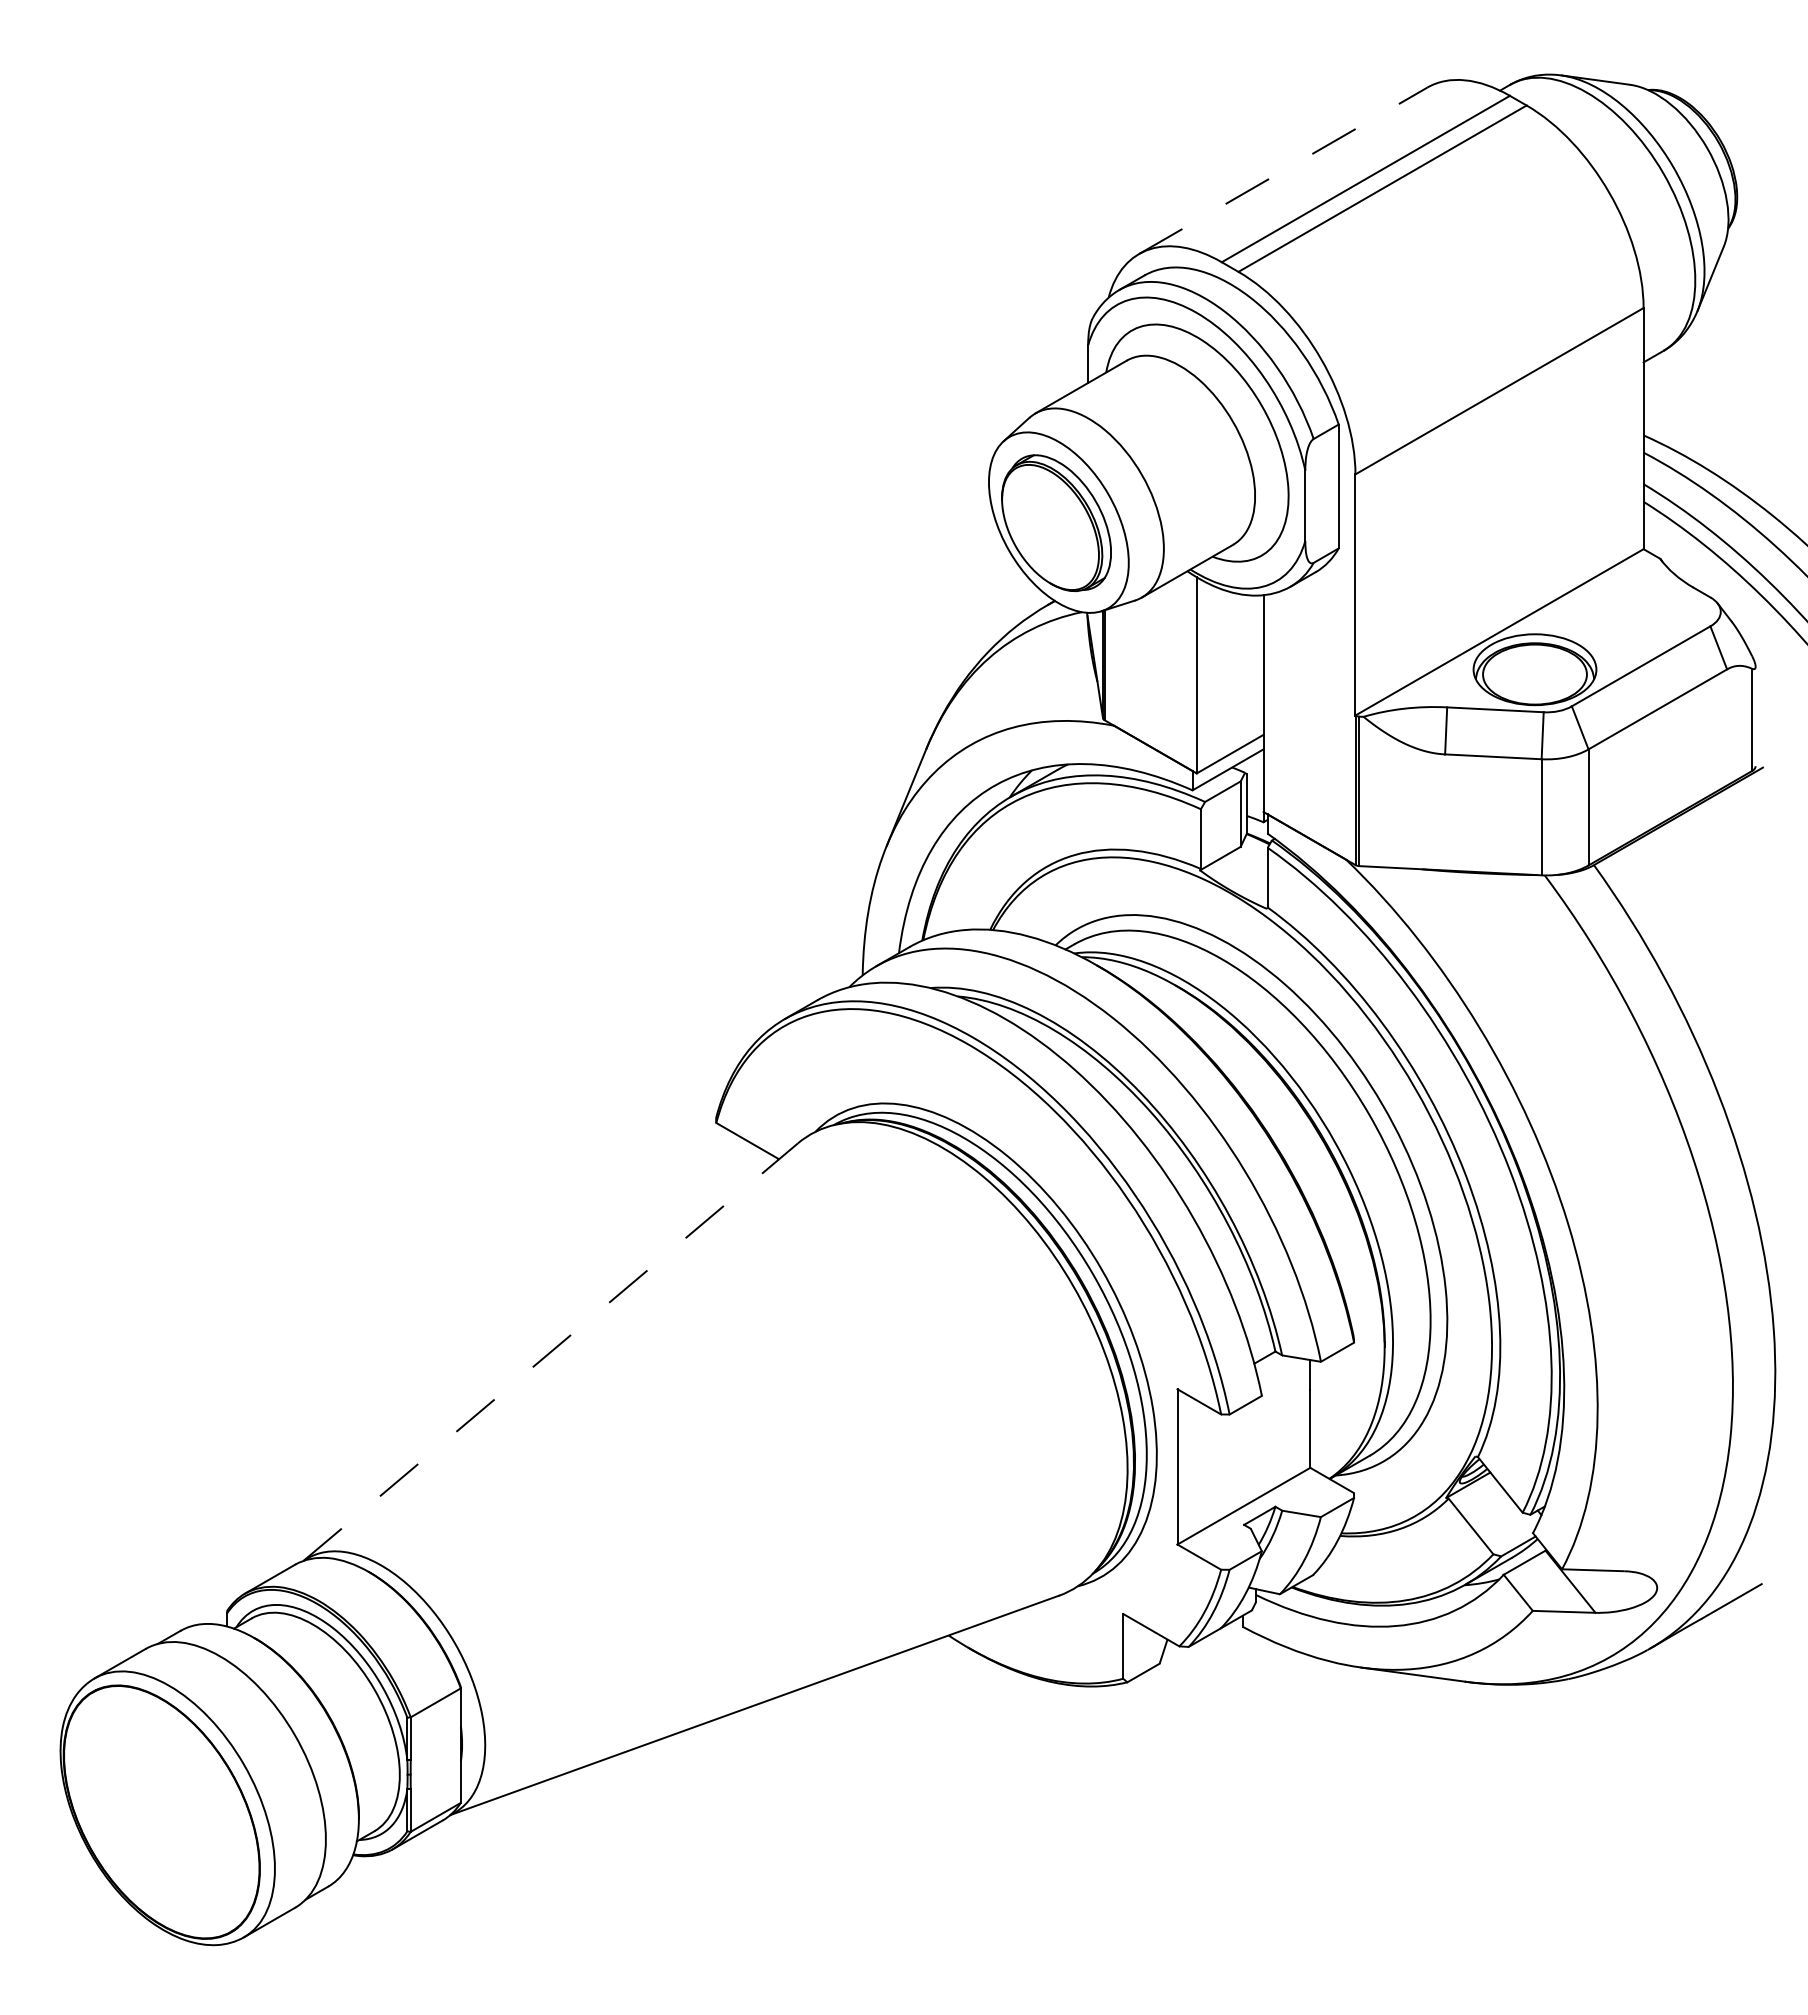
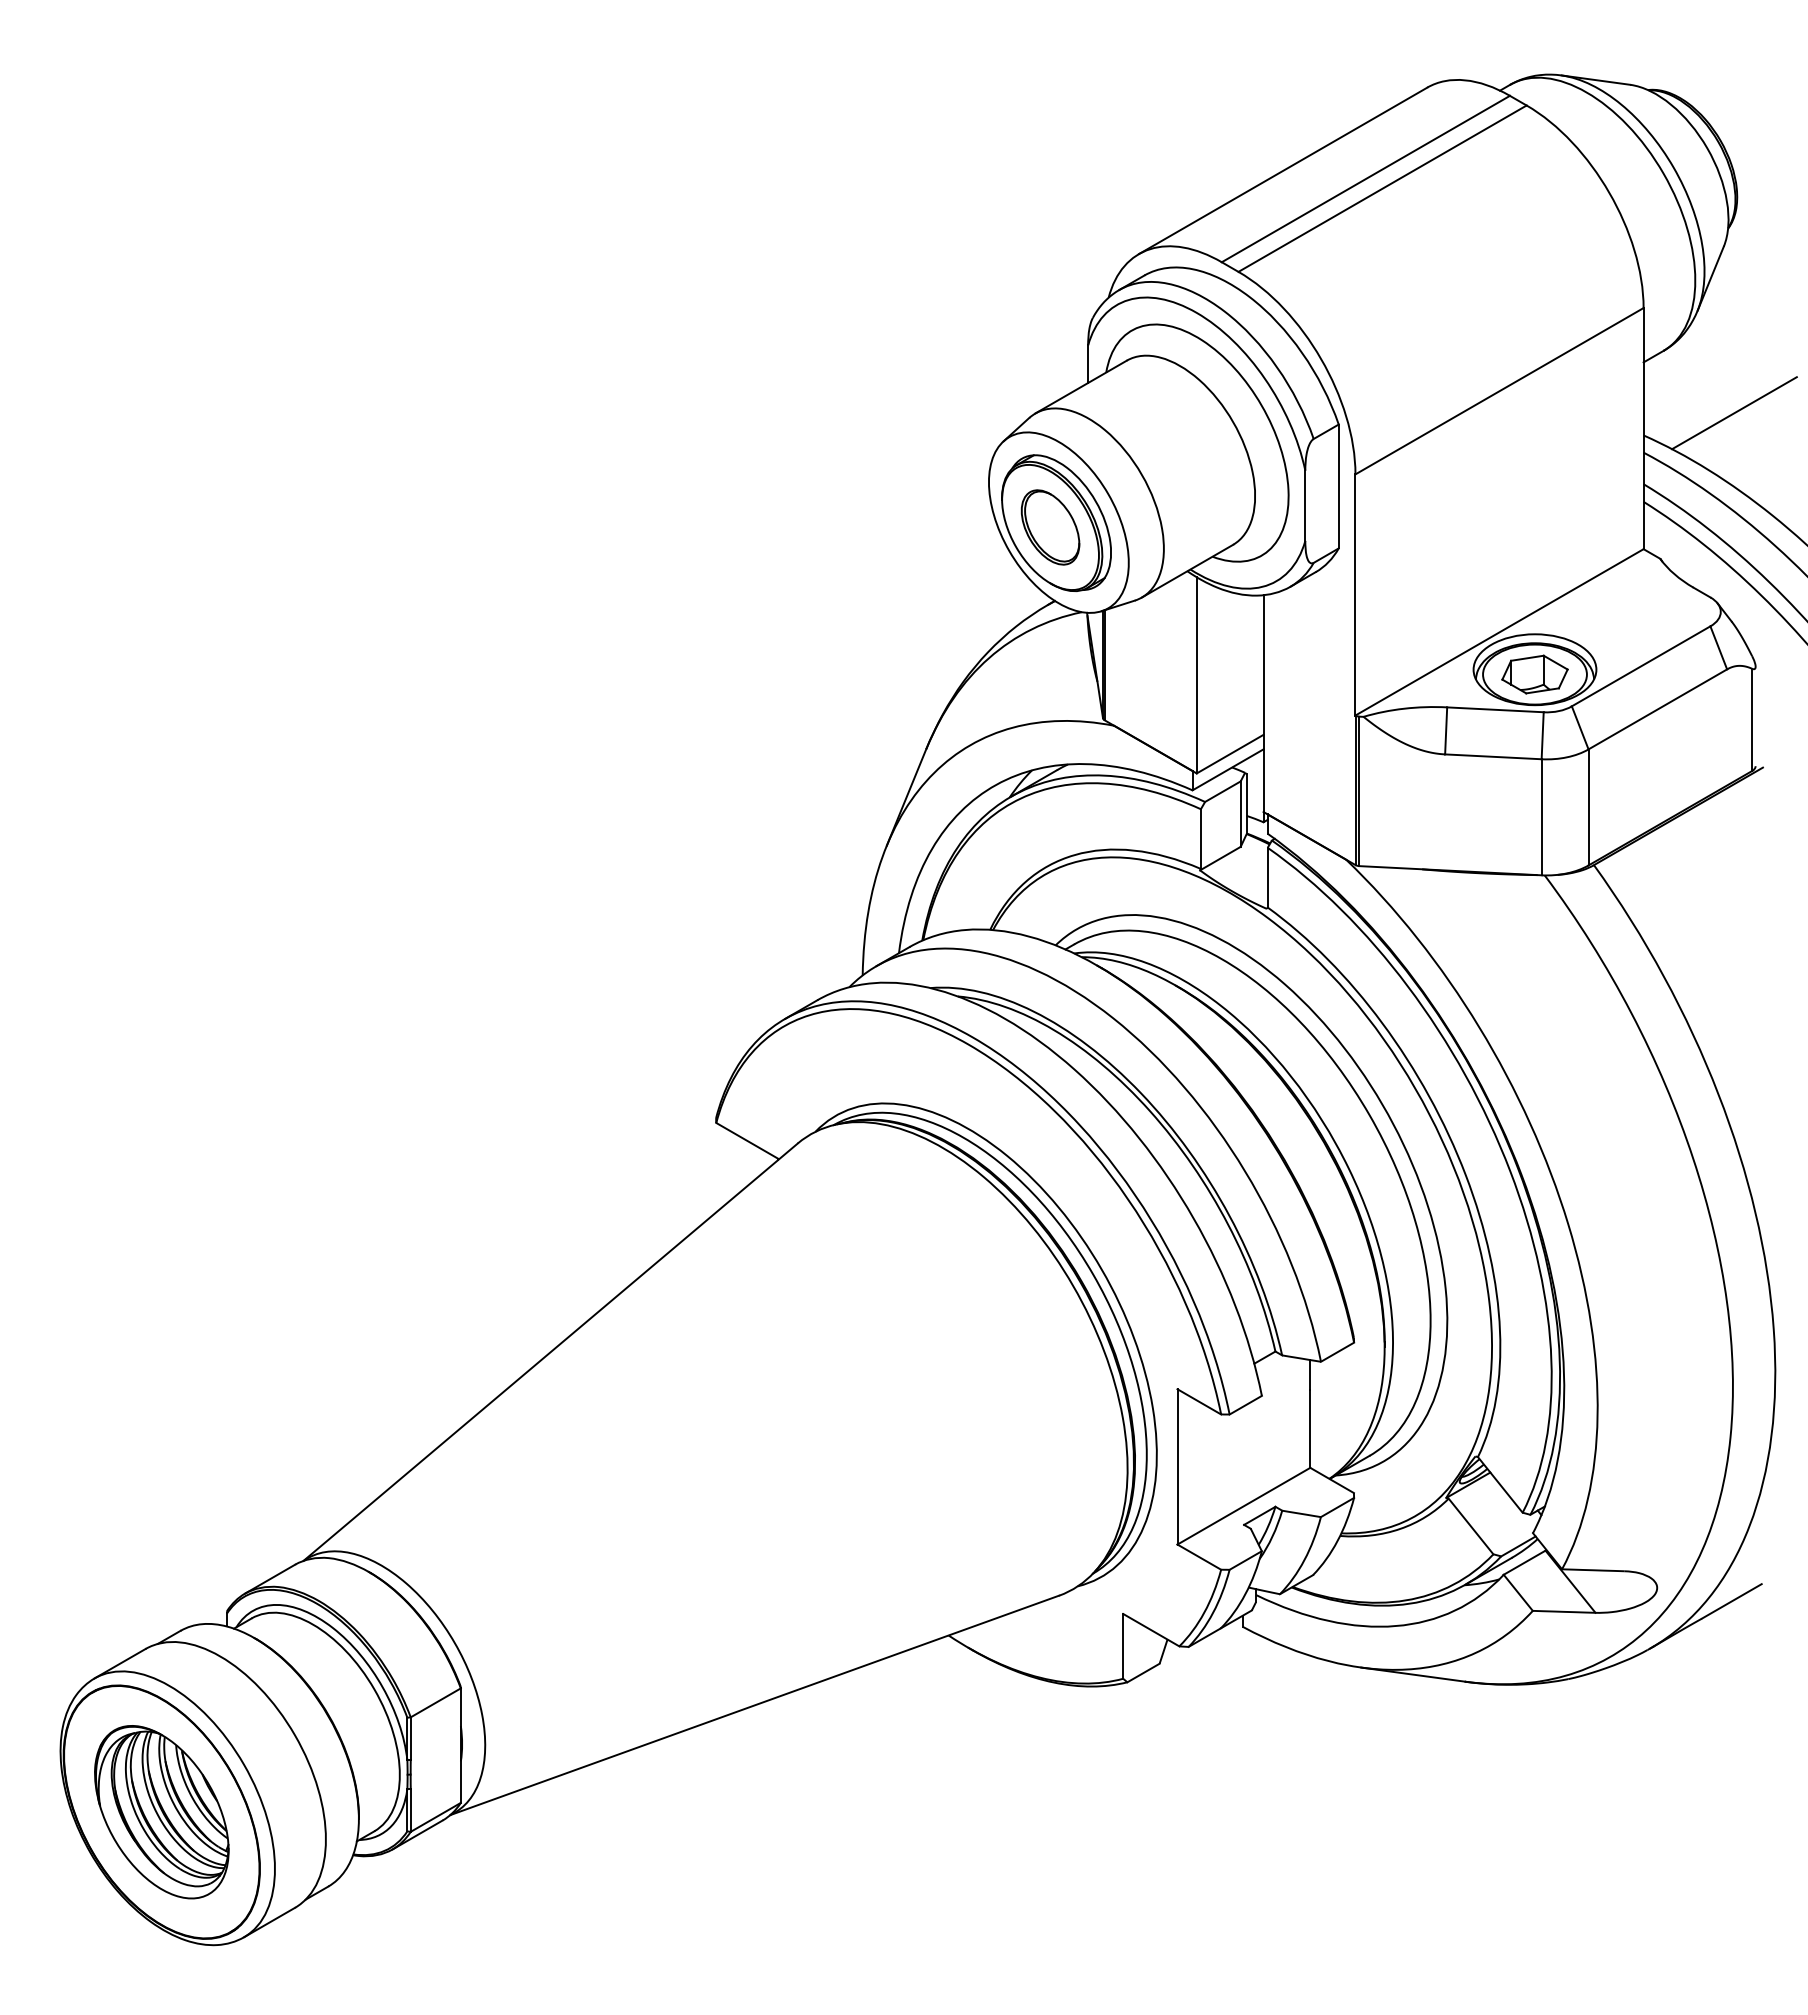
line: dashed -> solid (1283, 170)
line: none -> present (1734, 413)
part: none -> present (1050, 527)
part: none -> present (1534, 674)
line: dashed -> solid (551, 1351)
part: none -> present (161, 1812)
